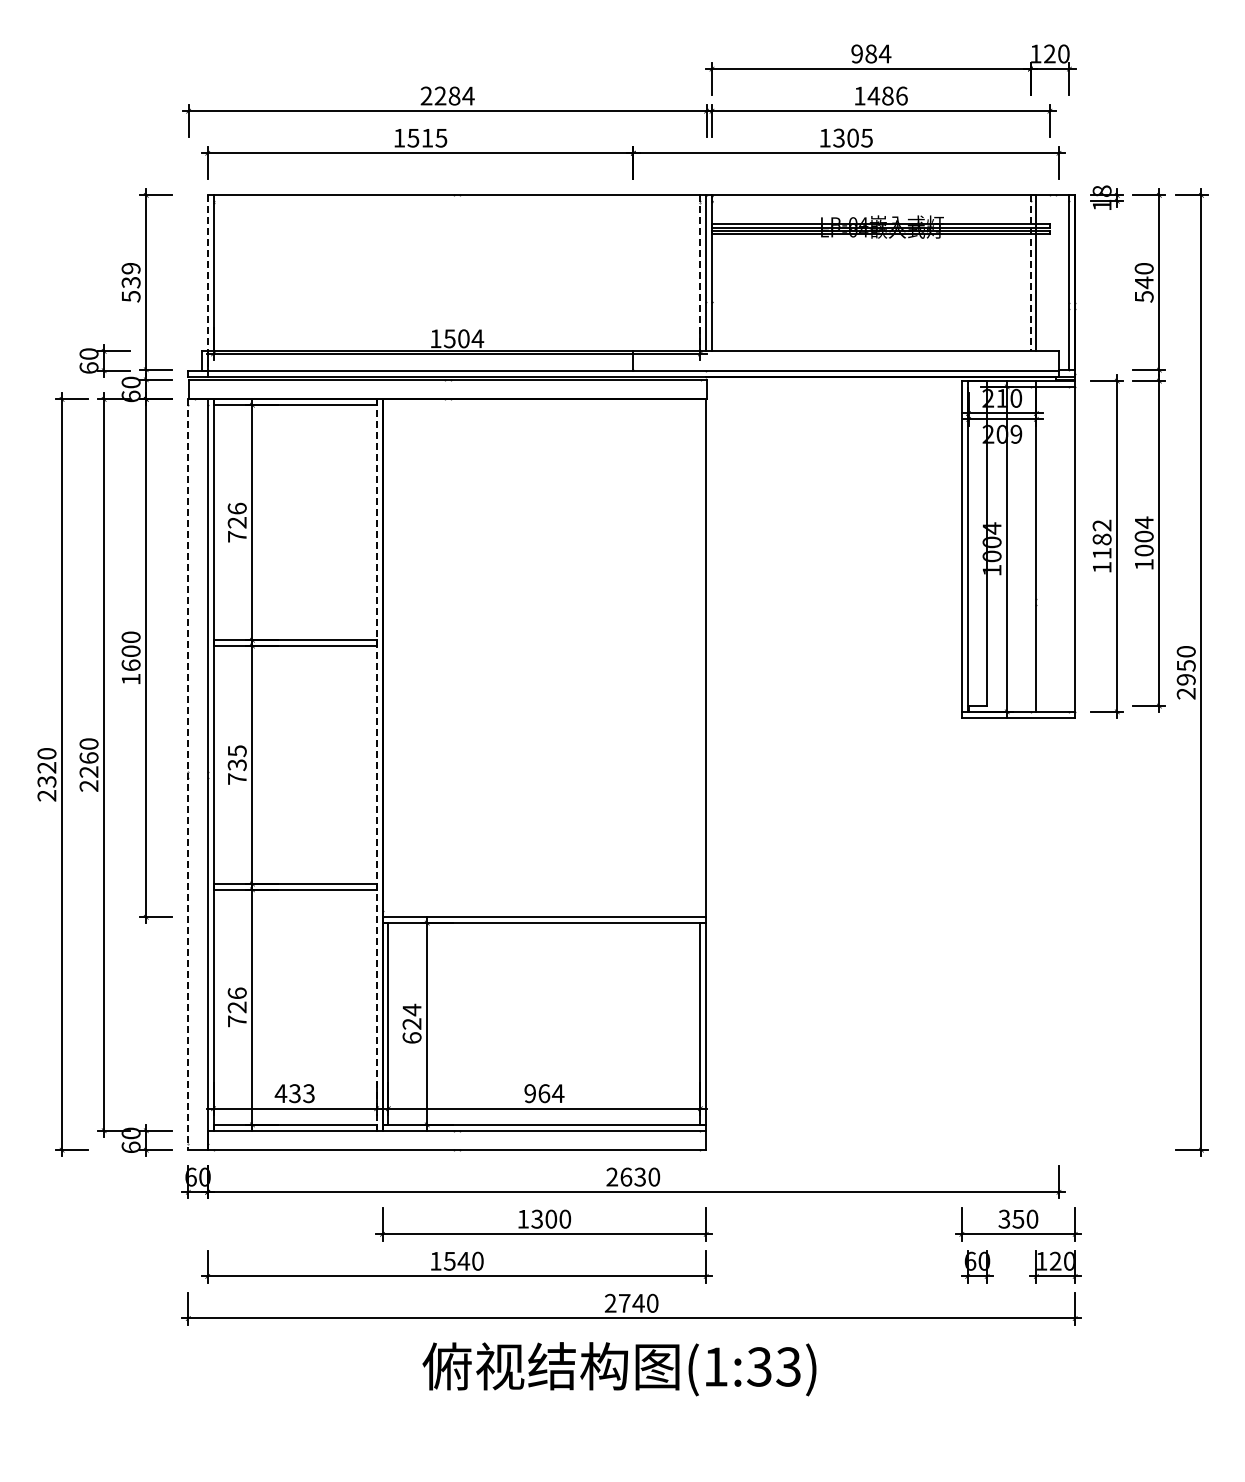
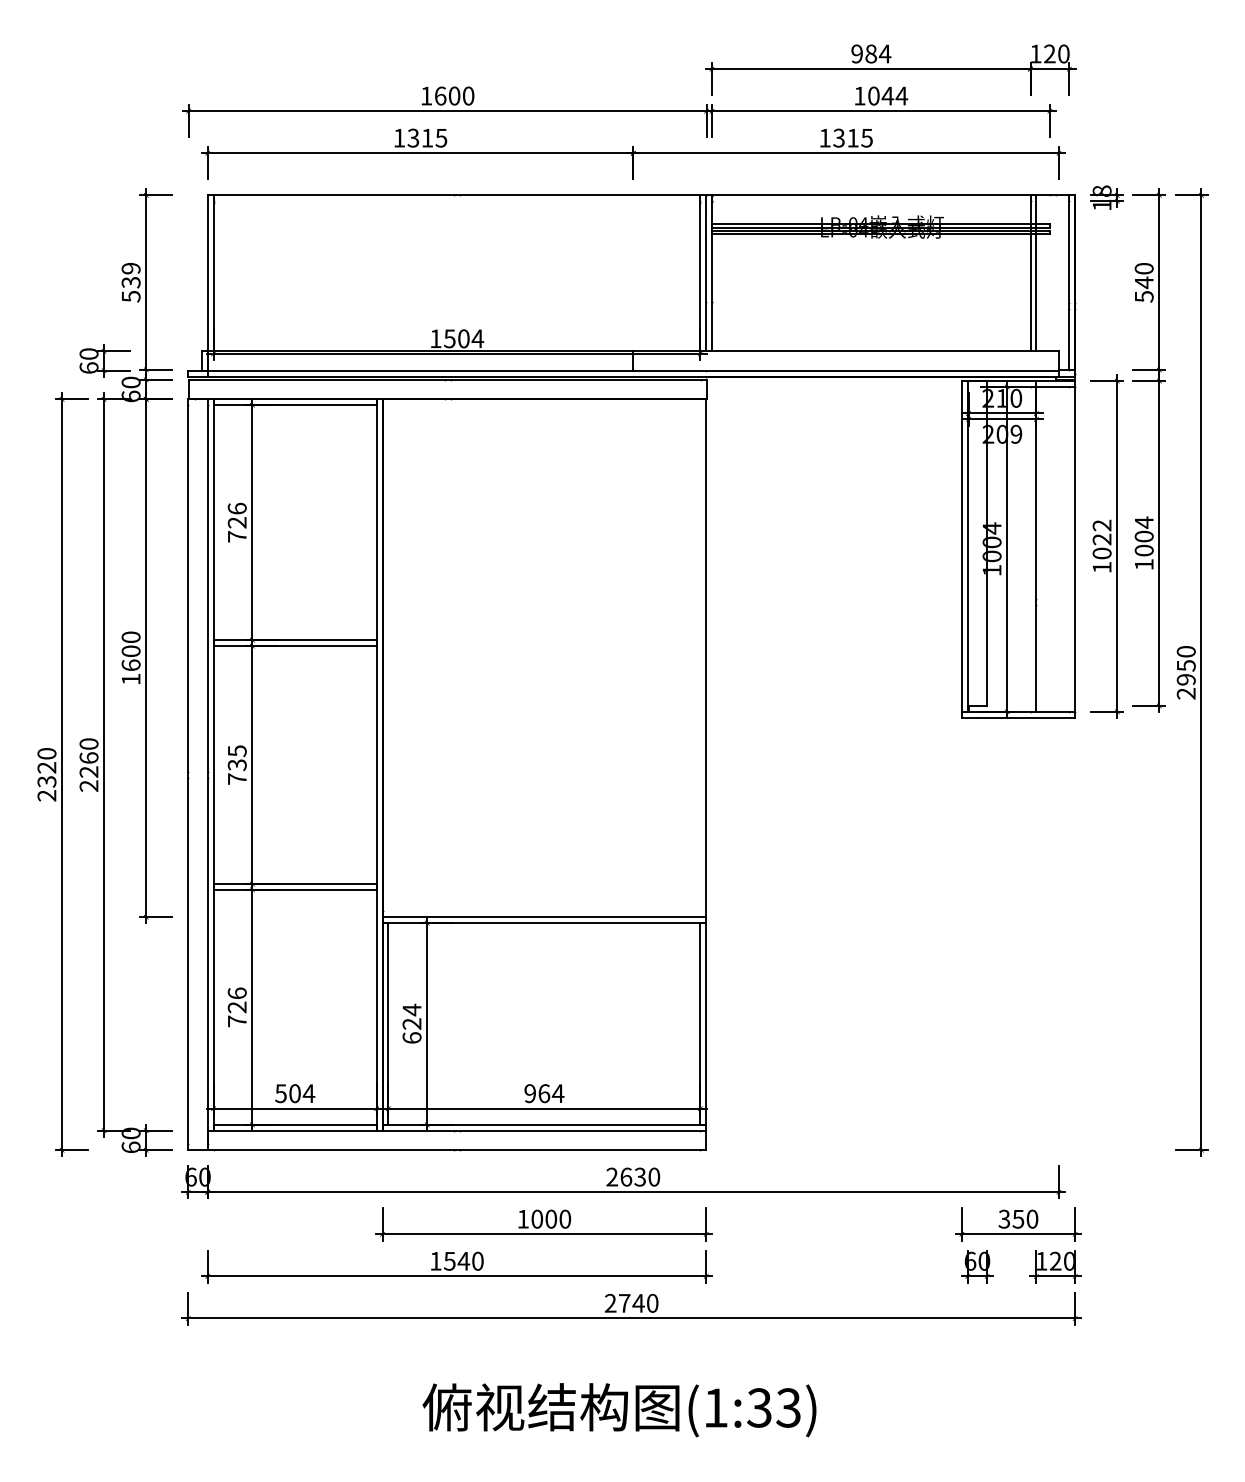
text: 2284 -> 1600 (447, 95)
text: 1486 -> 1044 (887, 95)
text: 1515 -> 1315 (413, 137)
text: 1305 -> 1315 (852, 137)
line: dashed -> solid (700, 273)
line: dashed -> solid (1030, 273)
line: dashed -> solid (207, 283)
text: 1182 -> 1022 (1101, 546)
line: dashed -> solid (376, 765)
line: dashed -> solid (188, 775)
text: 433 -> 504 (294, 1093)
text: 1300 -> 1000 (537, 1218)
text position: (619, 1369) -> (619, 1410) (619, 1410)
